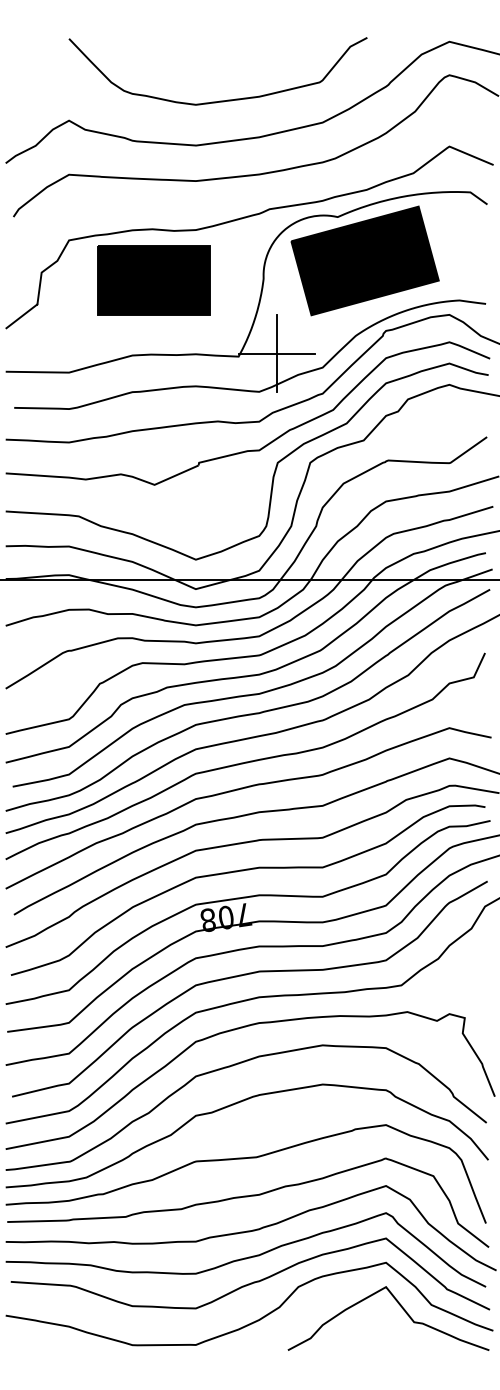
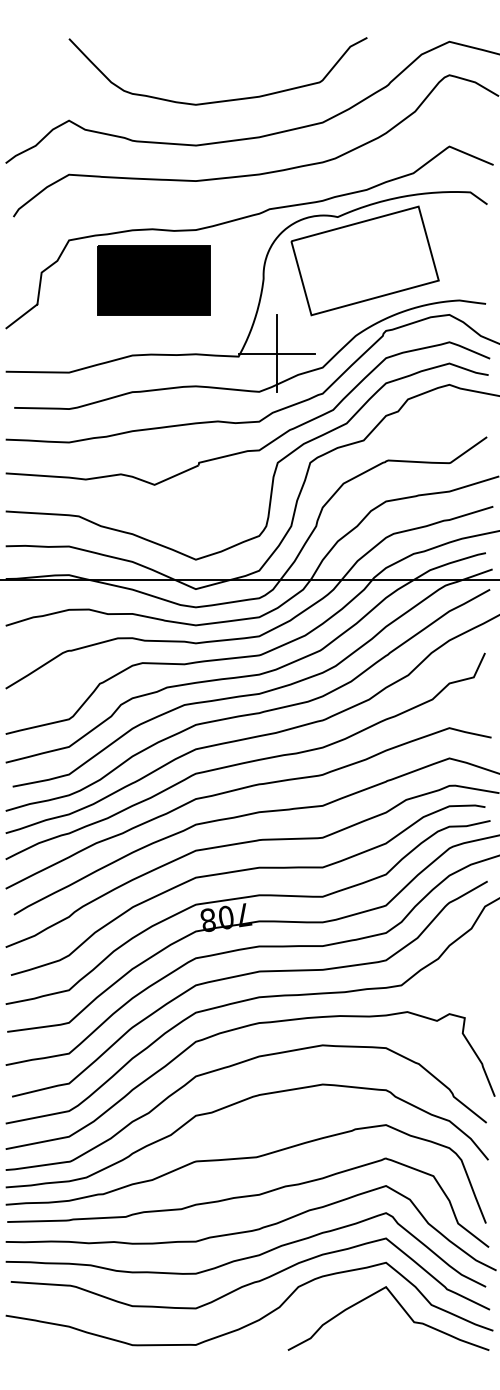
fill: present -> none (364, 260)
